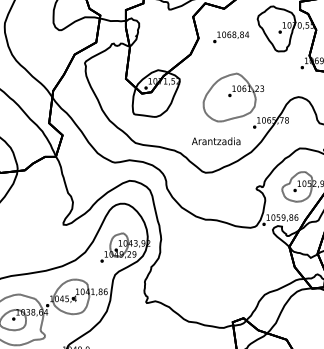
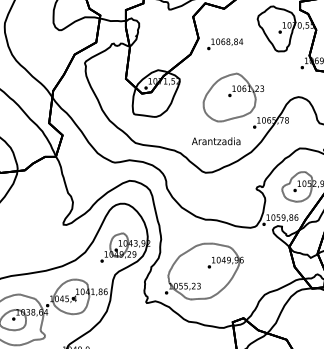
text position: (231, 37) -> (225, 44) (225, 44)
part: none -> present (204, 271)
